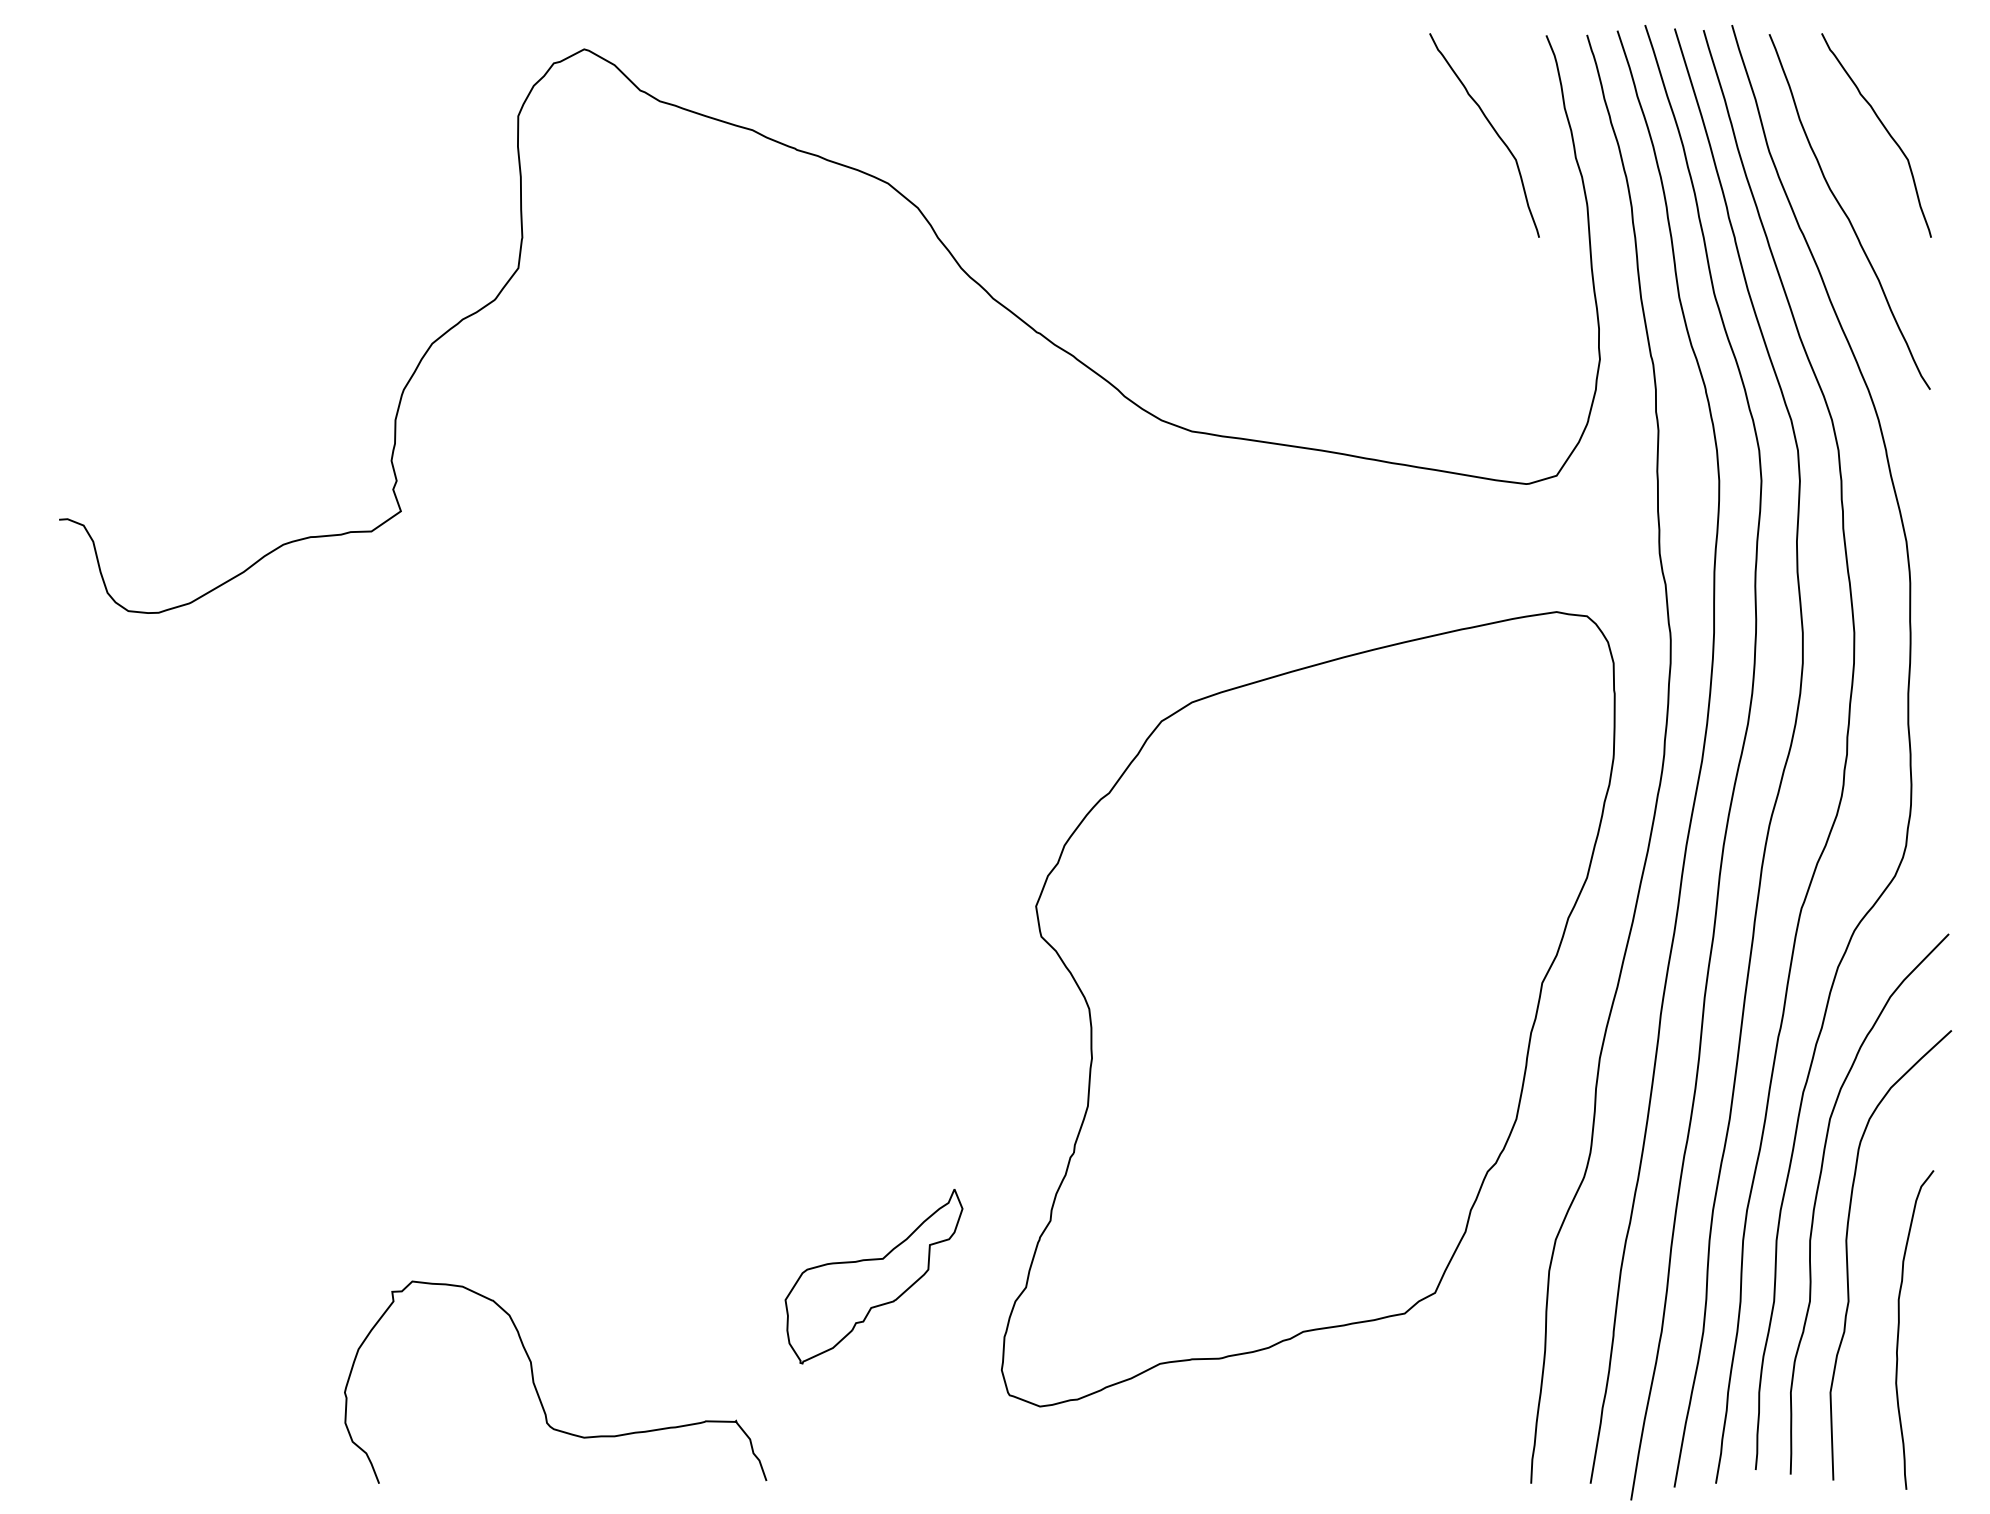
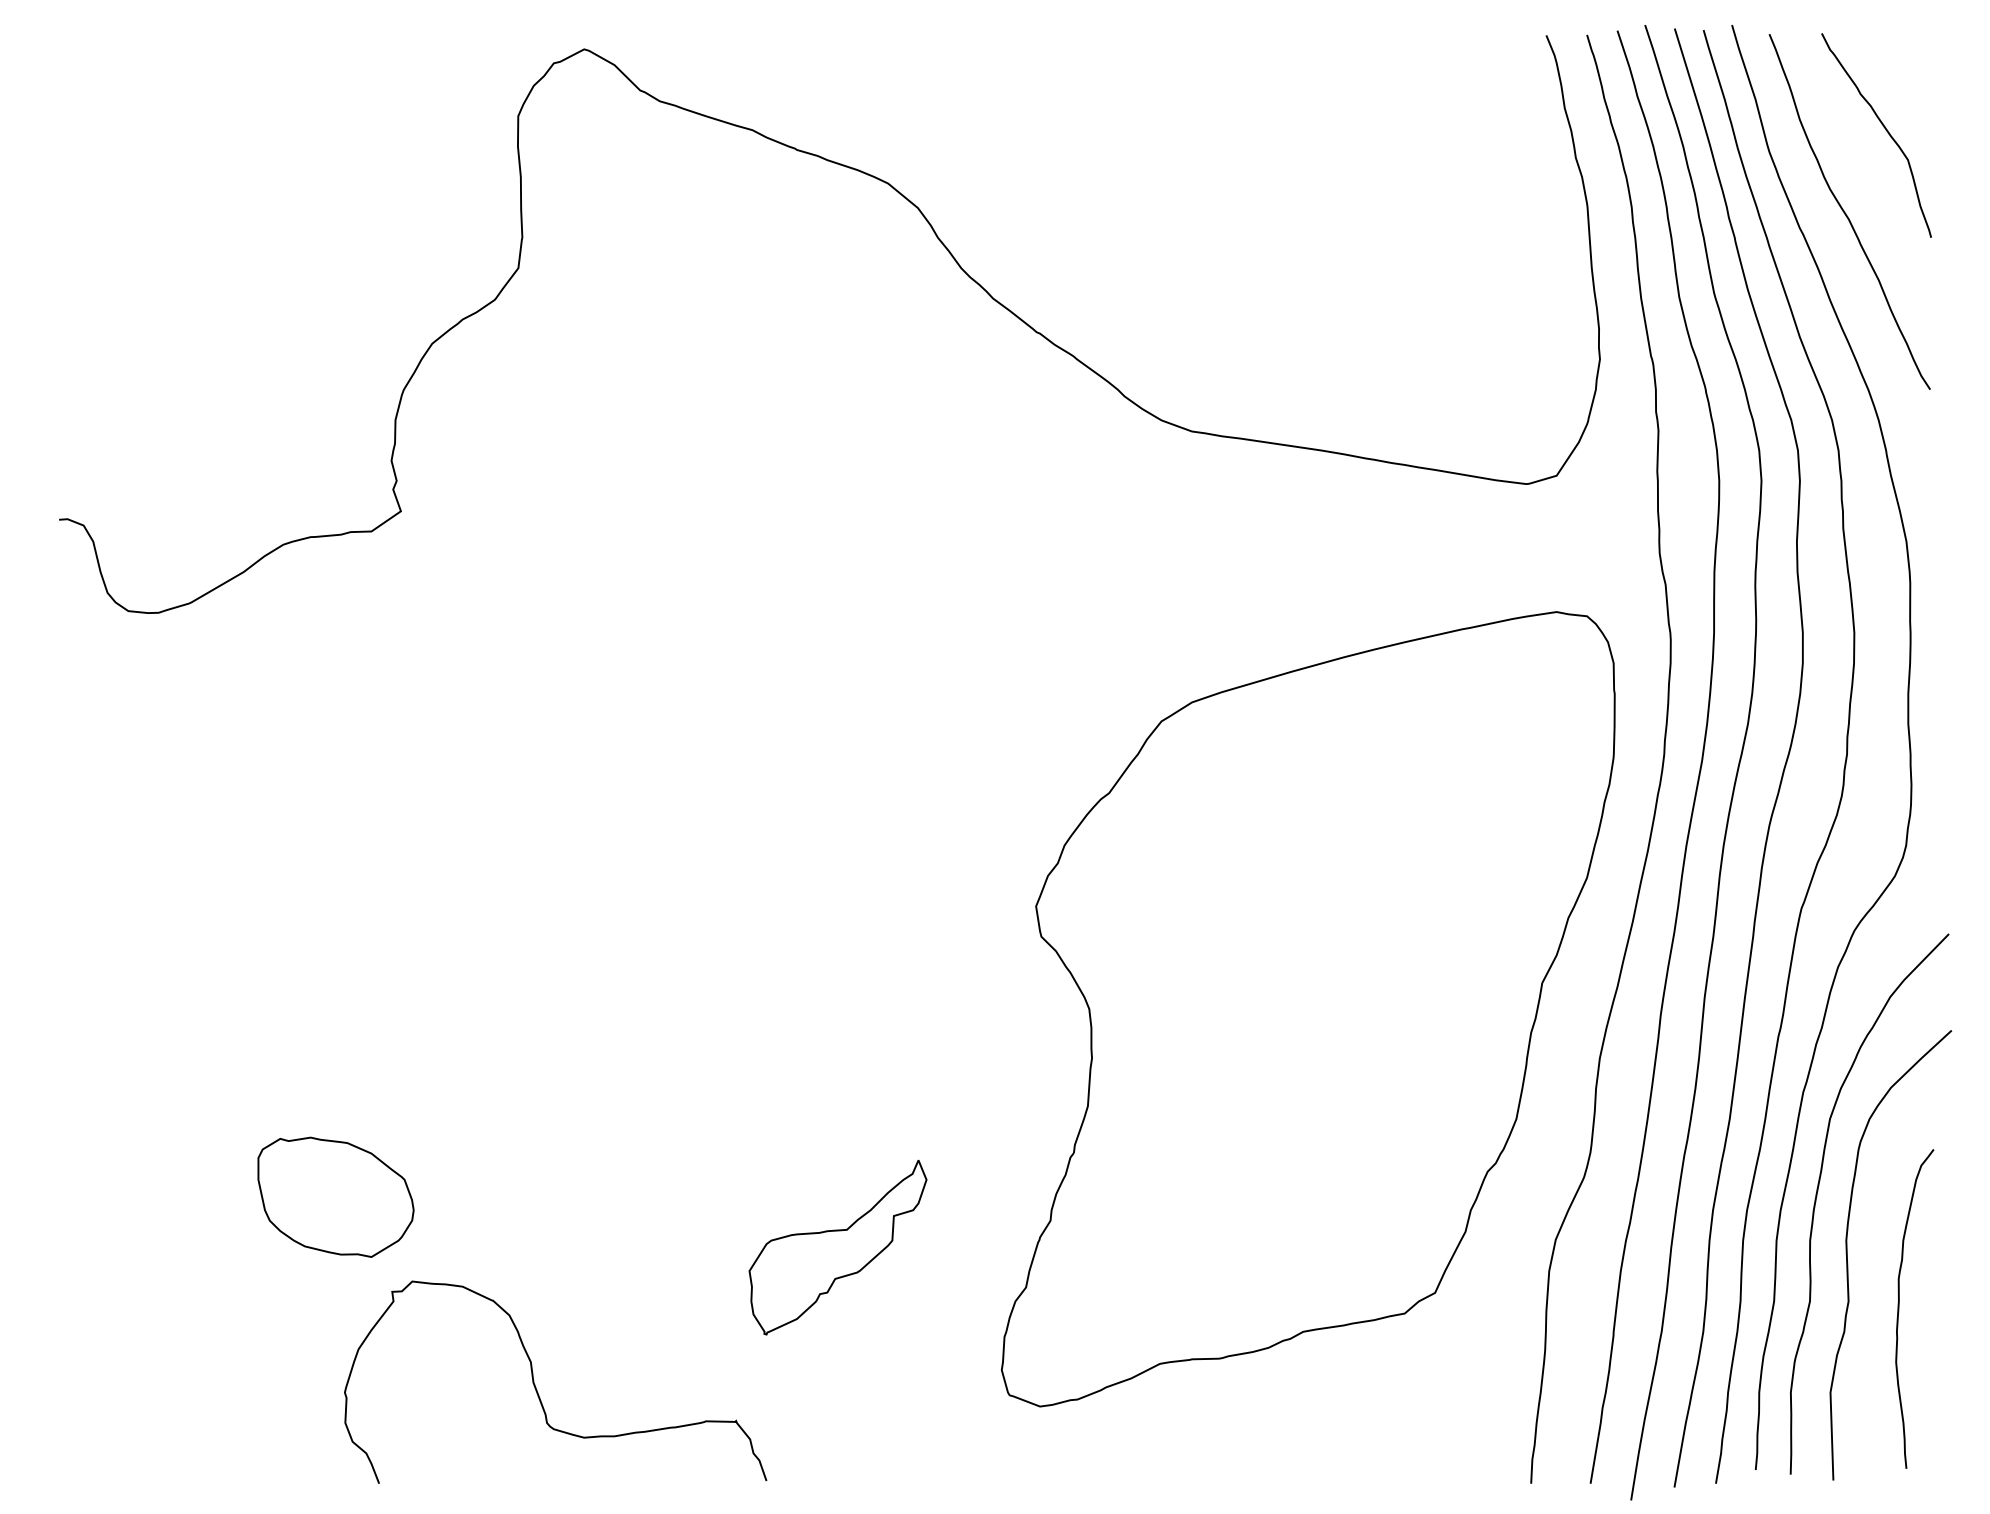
curve: present -> none (1493, 130)
part: none -> present (335, 1196)
part position: (873, 1276) -> (837, 1247) (837, 1247)
curve position: (1899, 1329) -> (1899, 1308) (1899, 1308)
